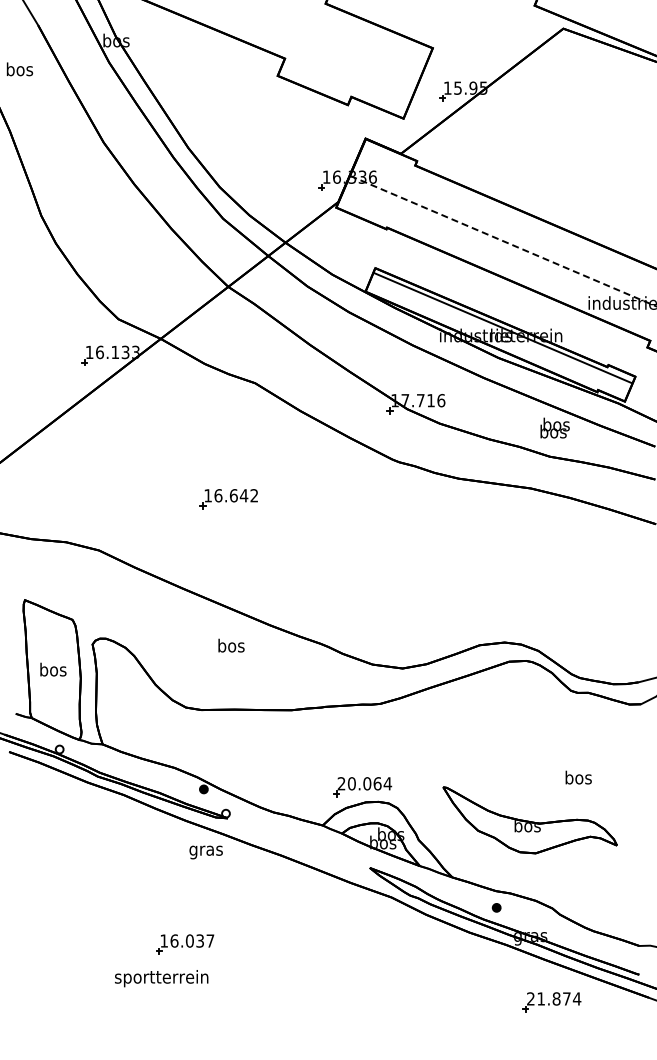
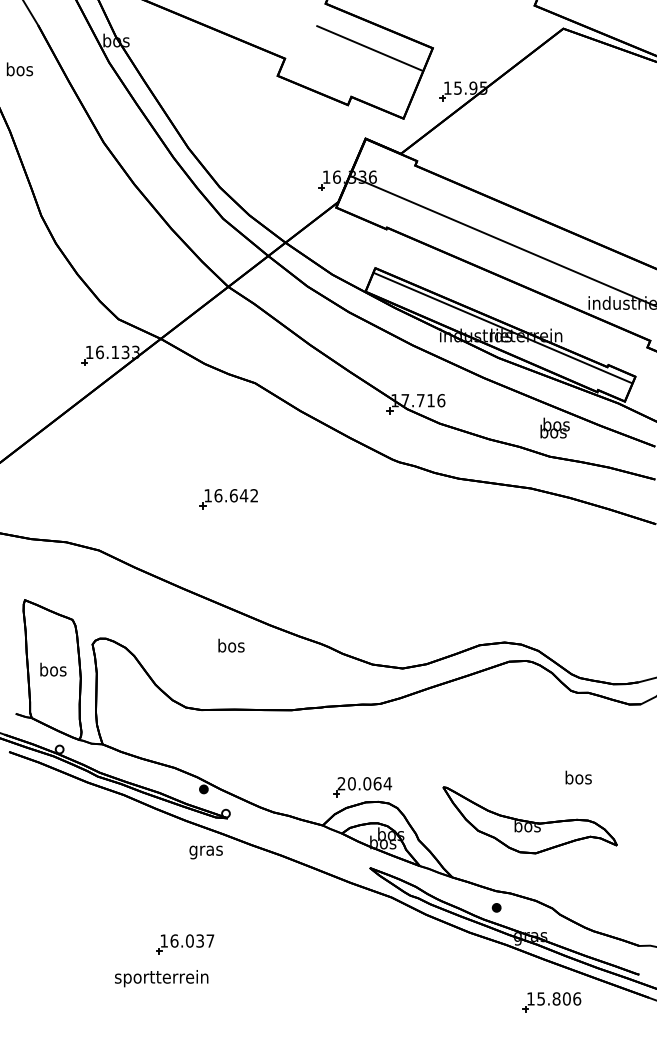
line: none -> present (369, 48)
line: dashed -> solid (503, 241)
text: 21.874 -> 15.806 (554, 998)
